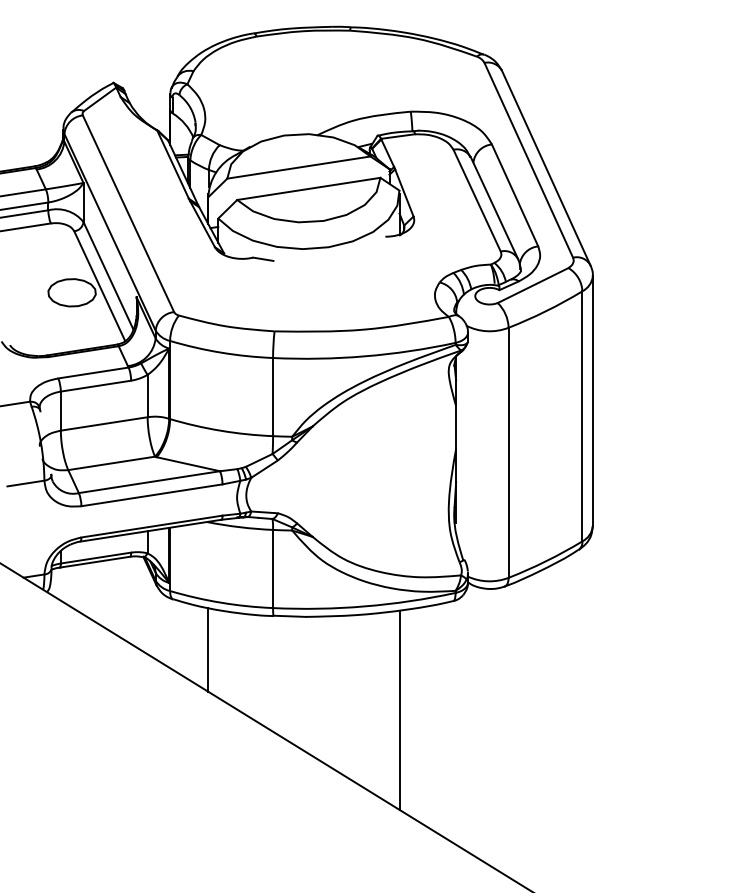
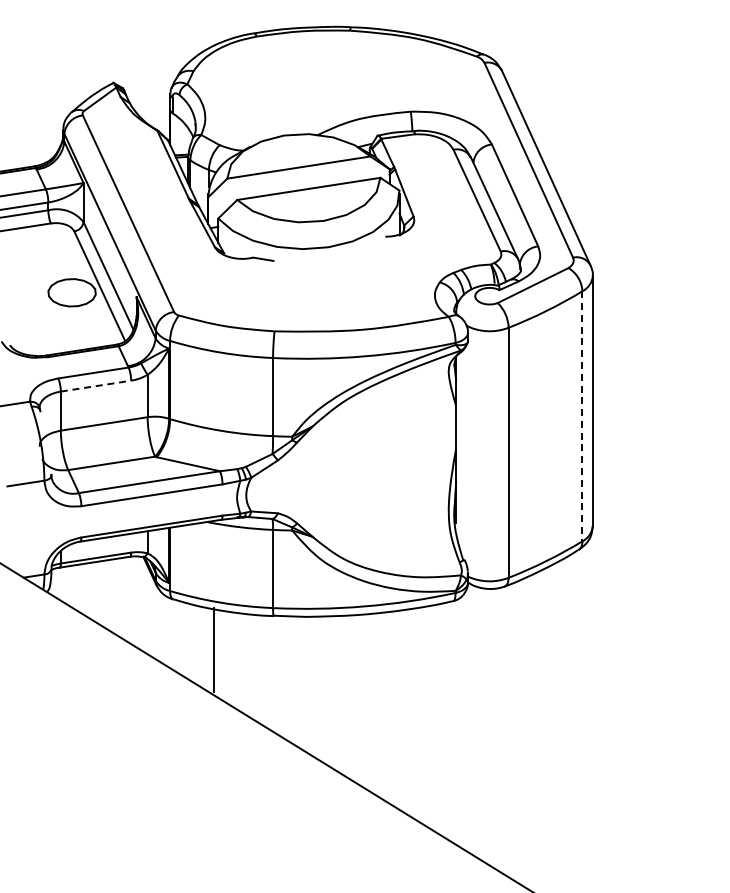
line: solid -> dashed (95, 386)
line: solid -> dashed (582, 416)
line position: (208, 649) -> (214, 649) (214, 649)
line: present -> none (399, 709)
